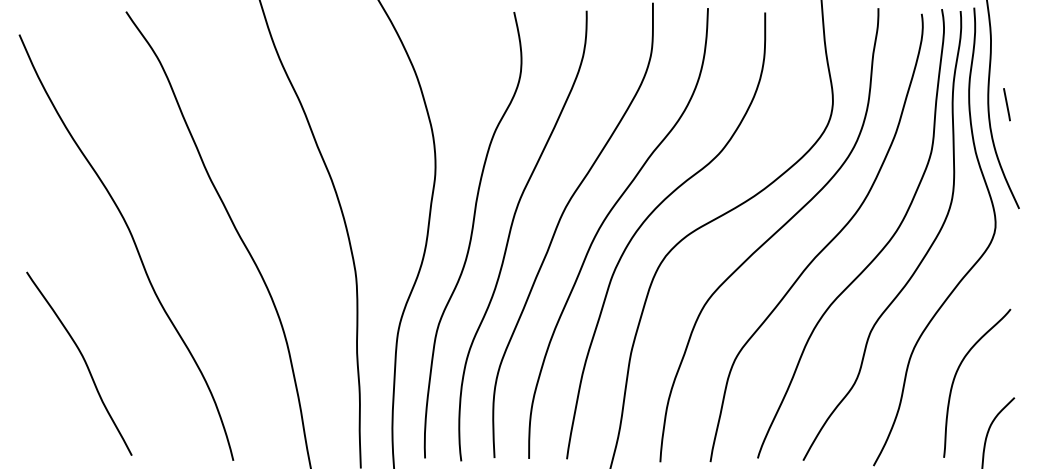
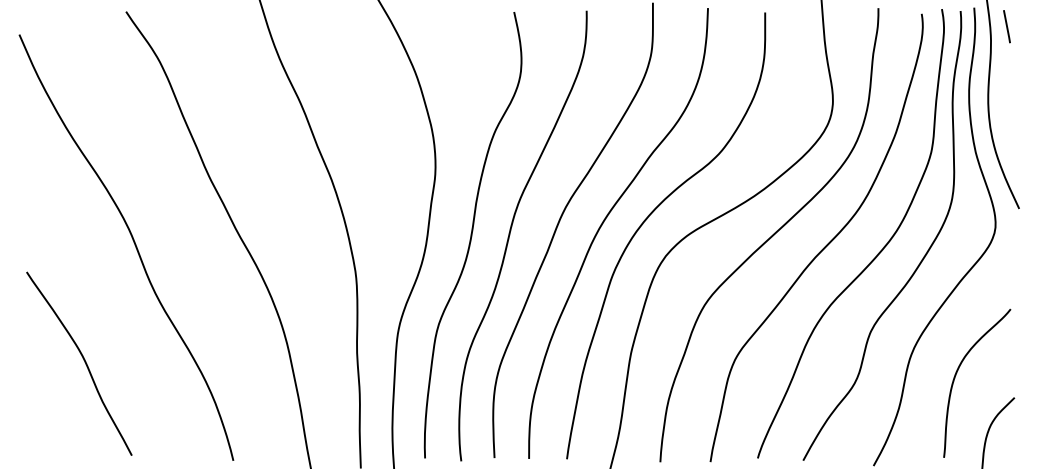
line position: (1006, 104) -> (1006, 26) (1006, 26)
